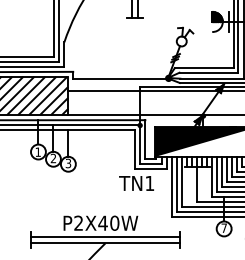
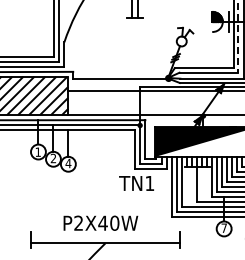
line: solid -> dashed (238, 36)
text: 3 -> 4 (68, 163)
line: present -> none (105, 237)
